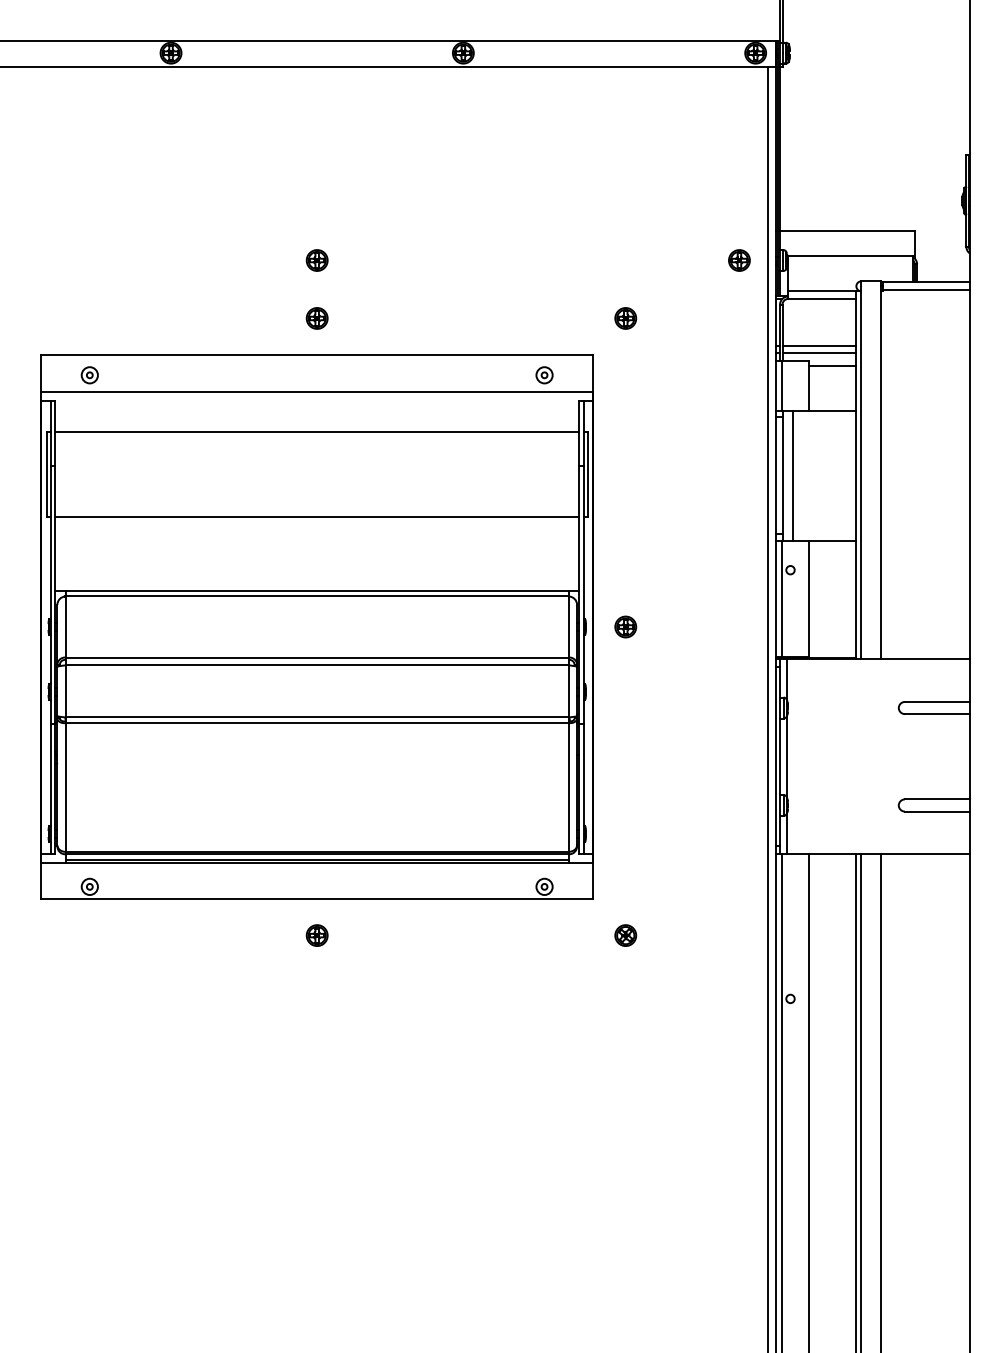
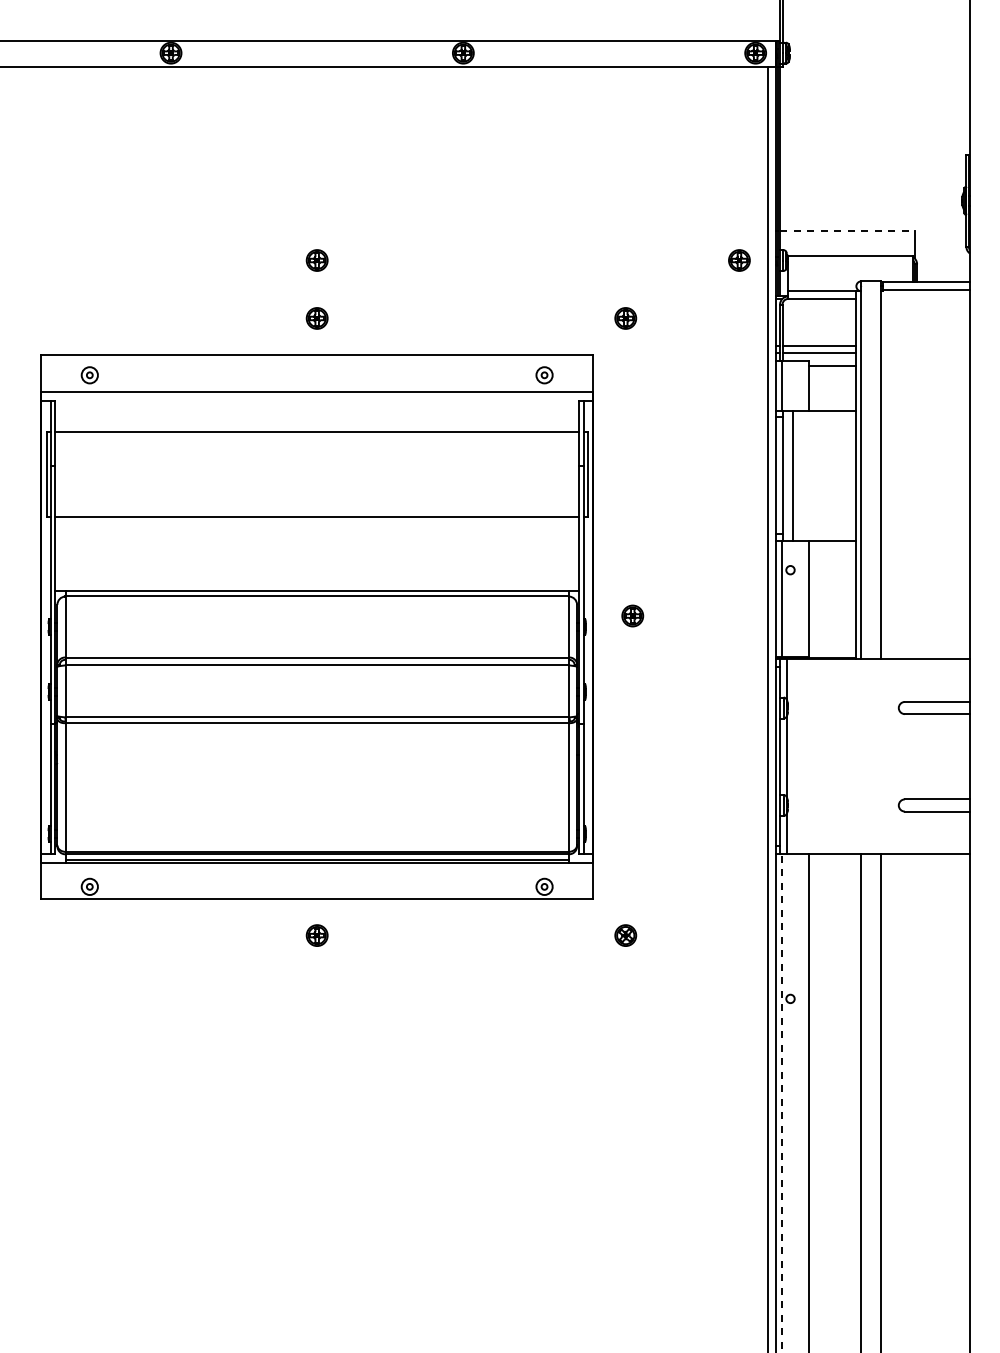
line: solid -> dashed (847, 231)
part position: (625, 626) -> (632, 615) (632, 615)
line: present -> none (856, 1101)
line: solid -> dashed (782, 1103)
